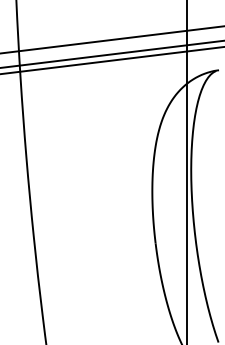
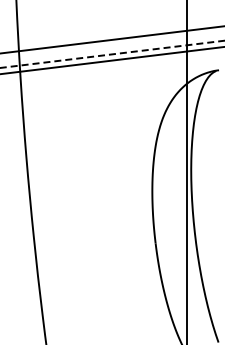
line: solid -> dashed (112, 54)
